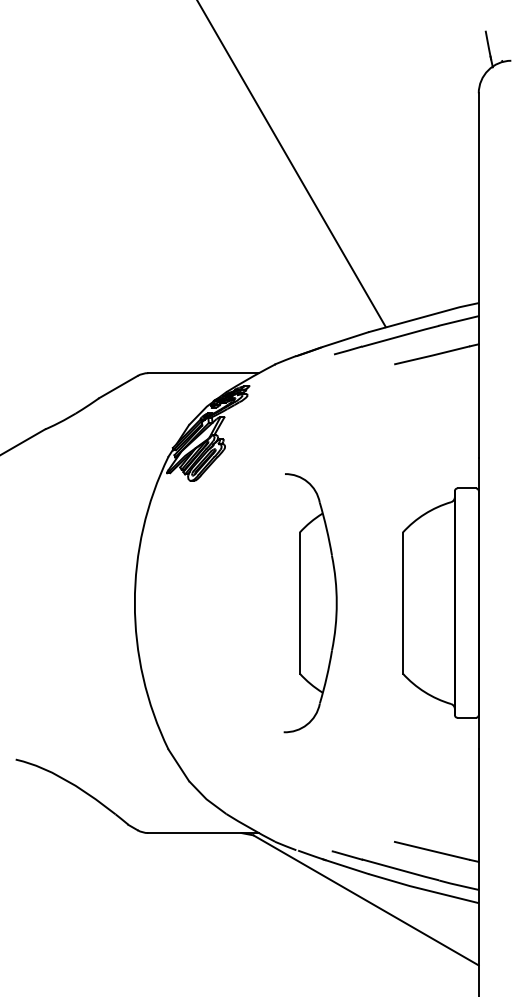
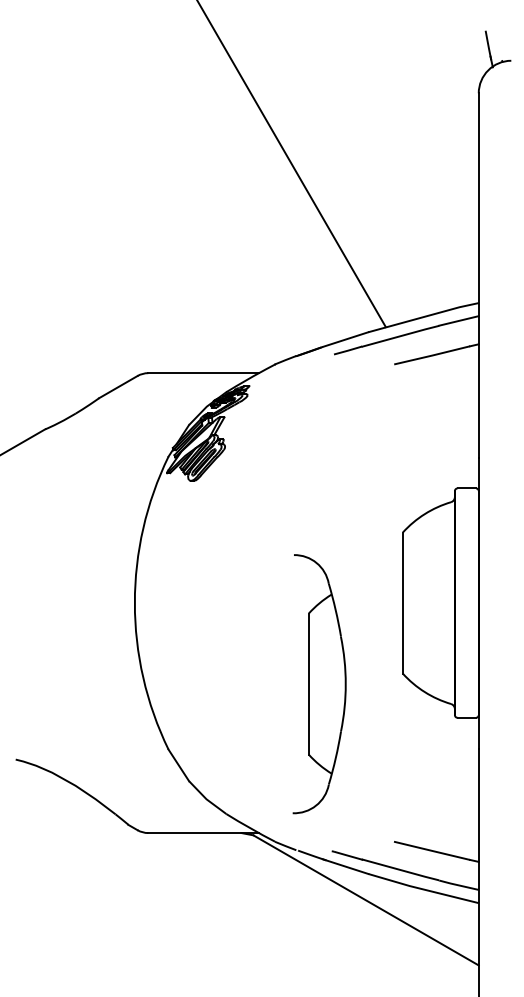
part position: (310, 603) -> (319, 684) (319, 684)
